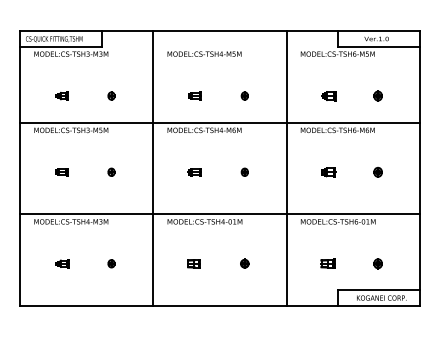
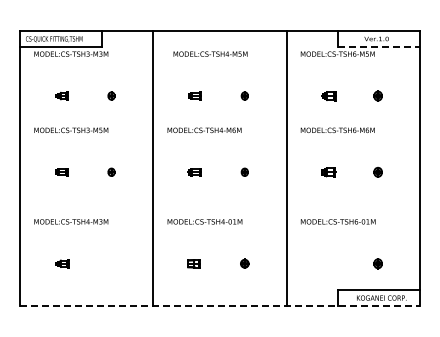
line: solid -> dashed (379, 46)
text position: (204, 53) -> (210, 53) (210, 53)
line: present -> none (219, 122)
line: present -> none (219, 214)
part: present -> none (111, 263)
part: present -> none (327, 263)
line: solid -> dashed (220, 305)
